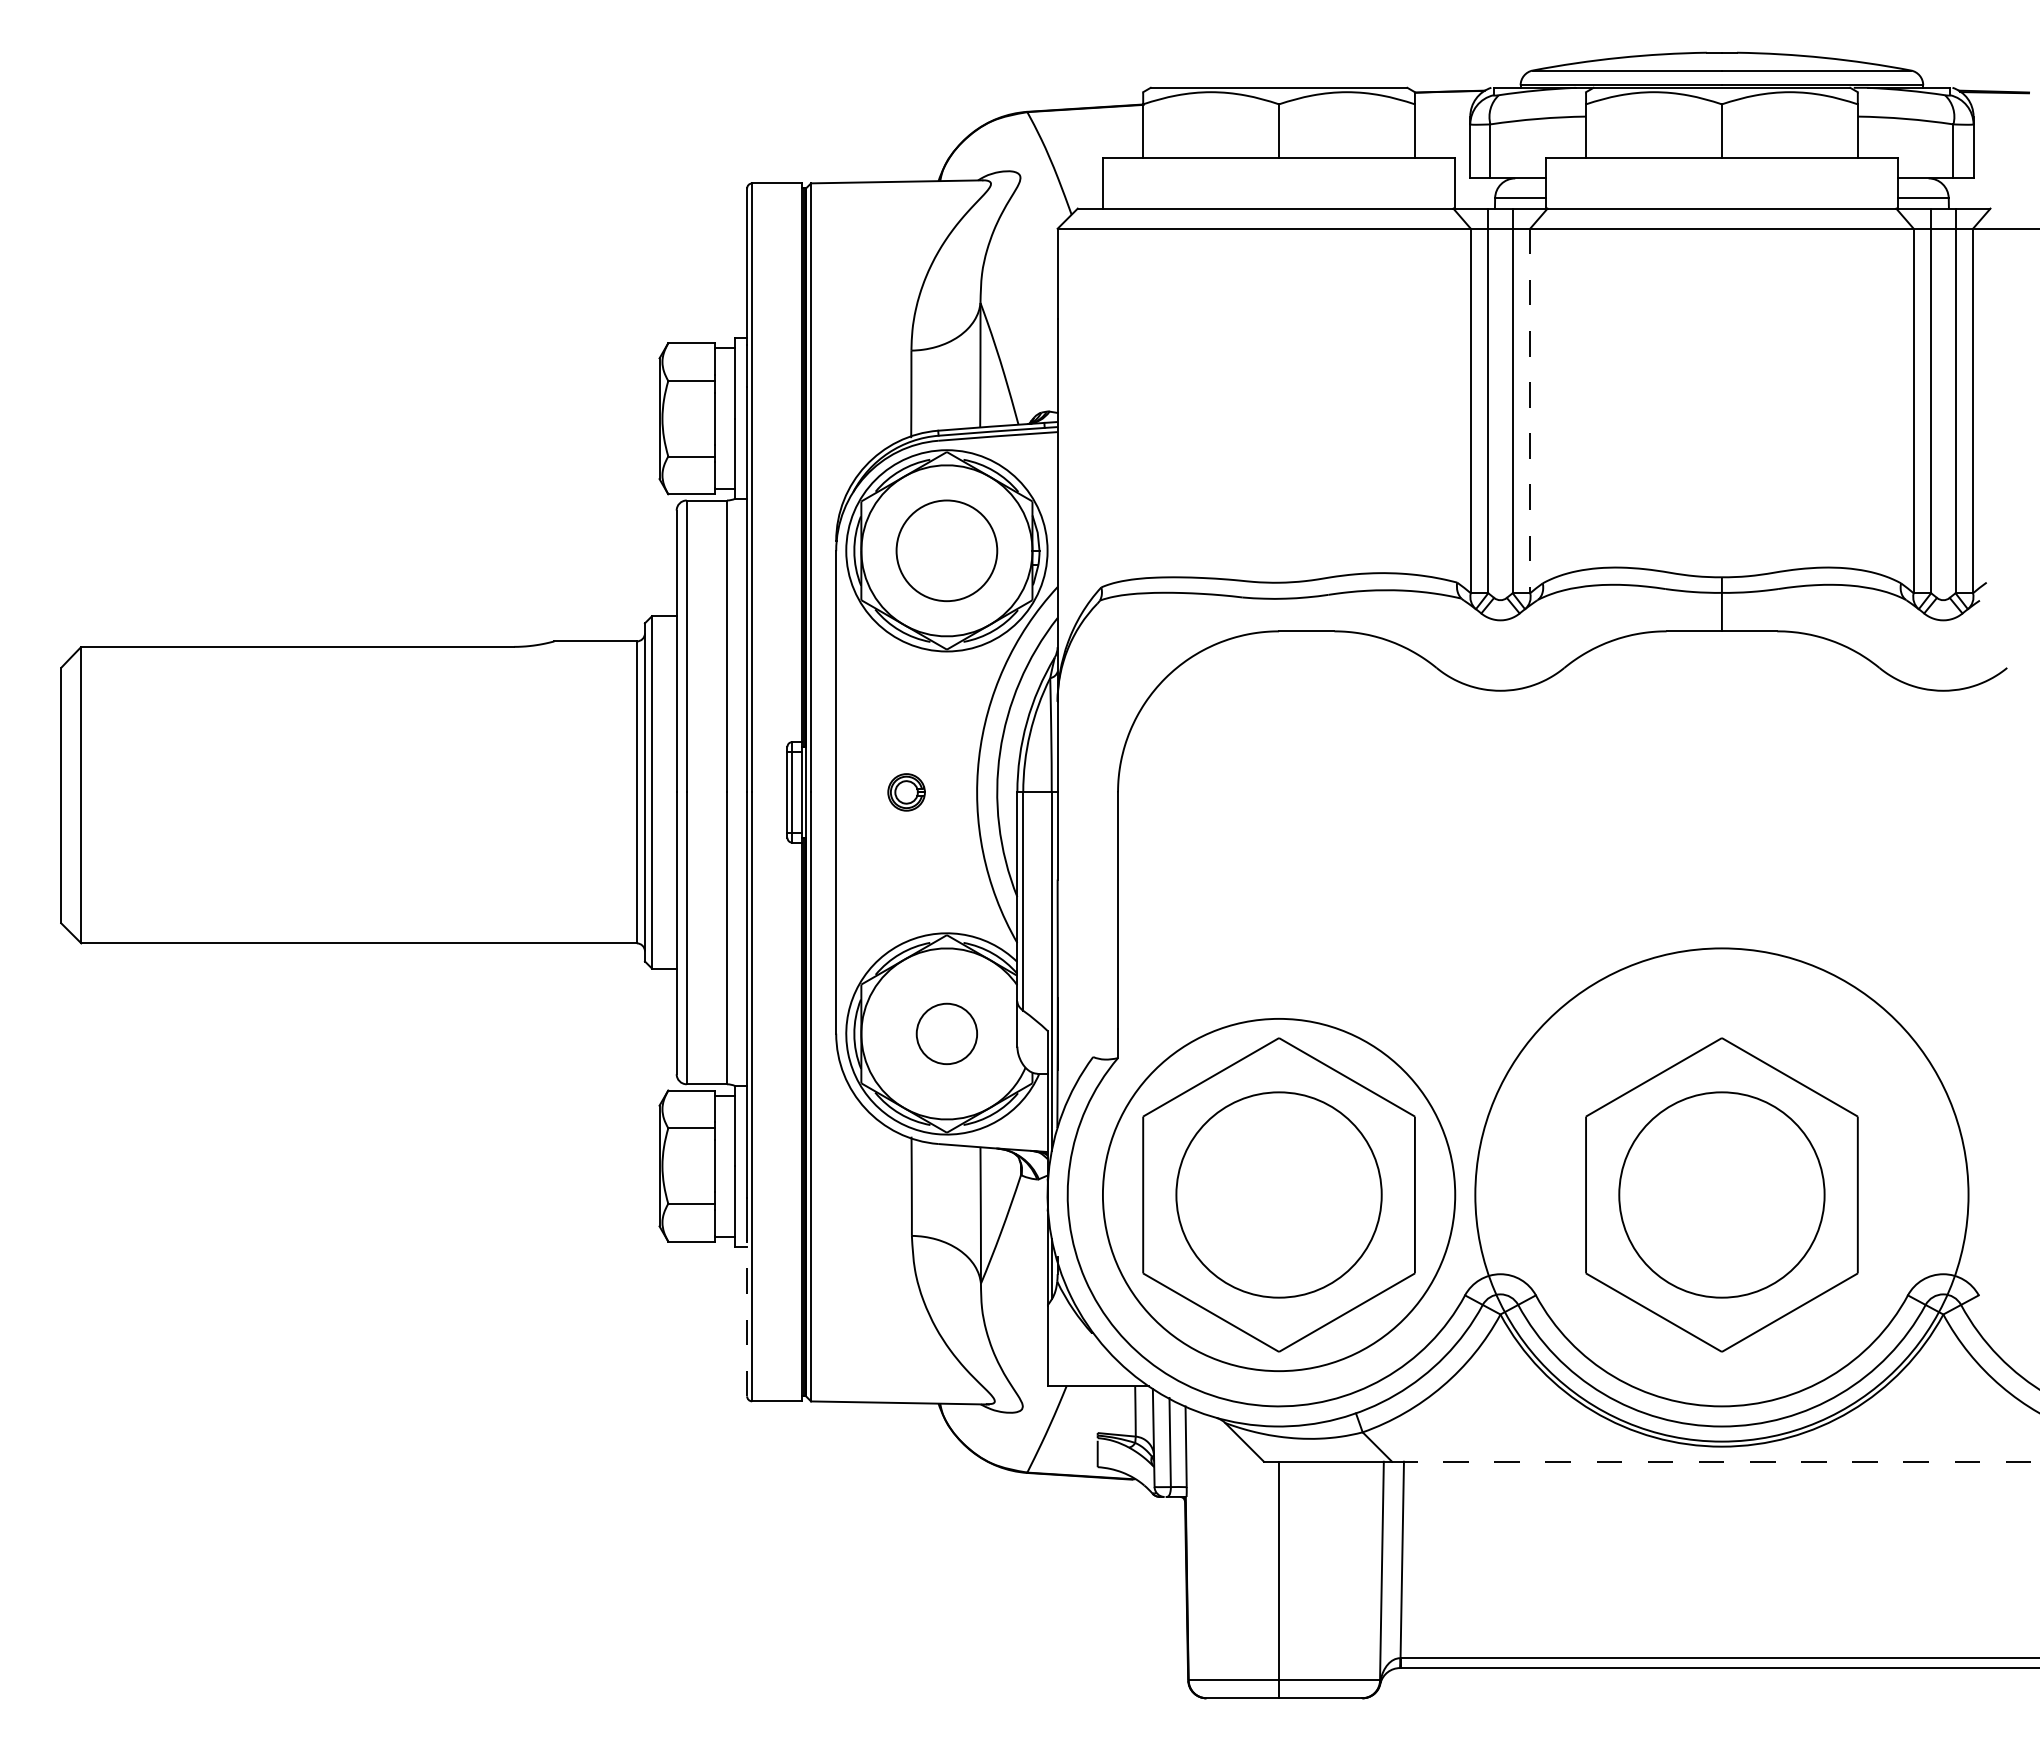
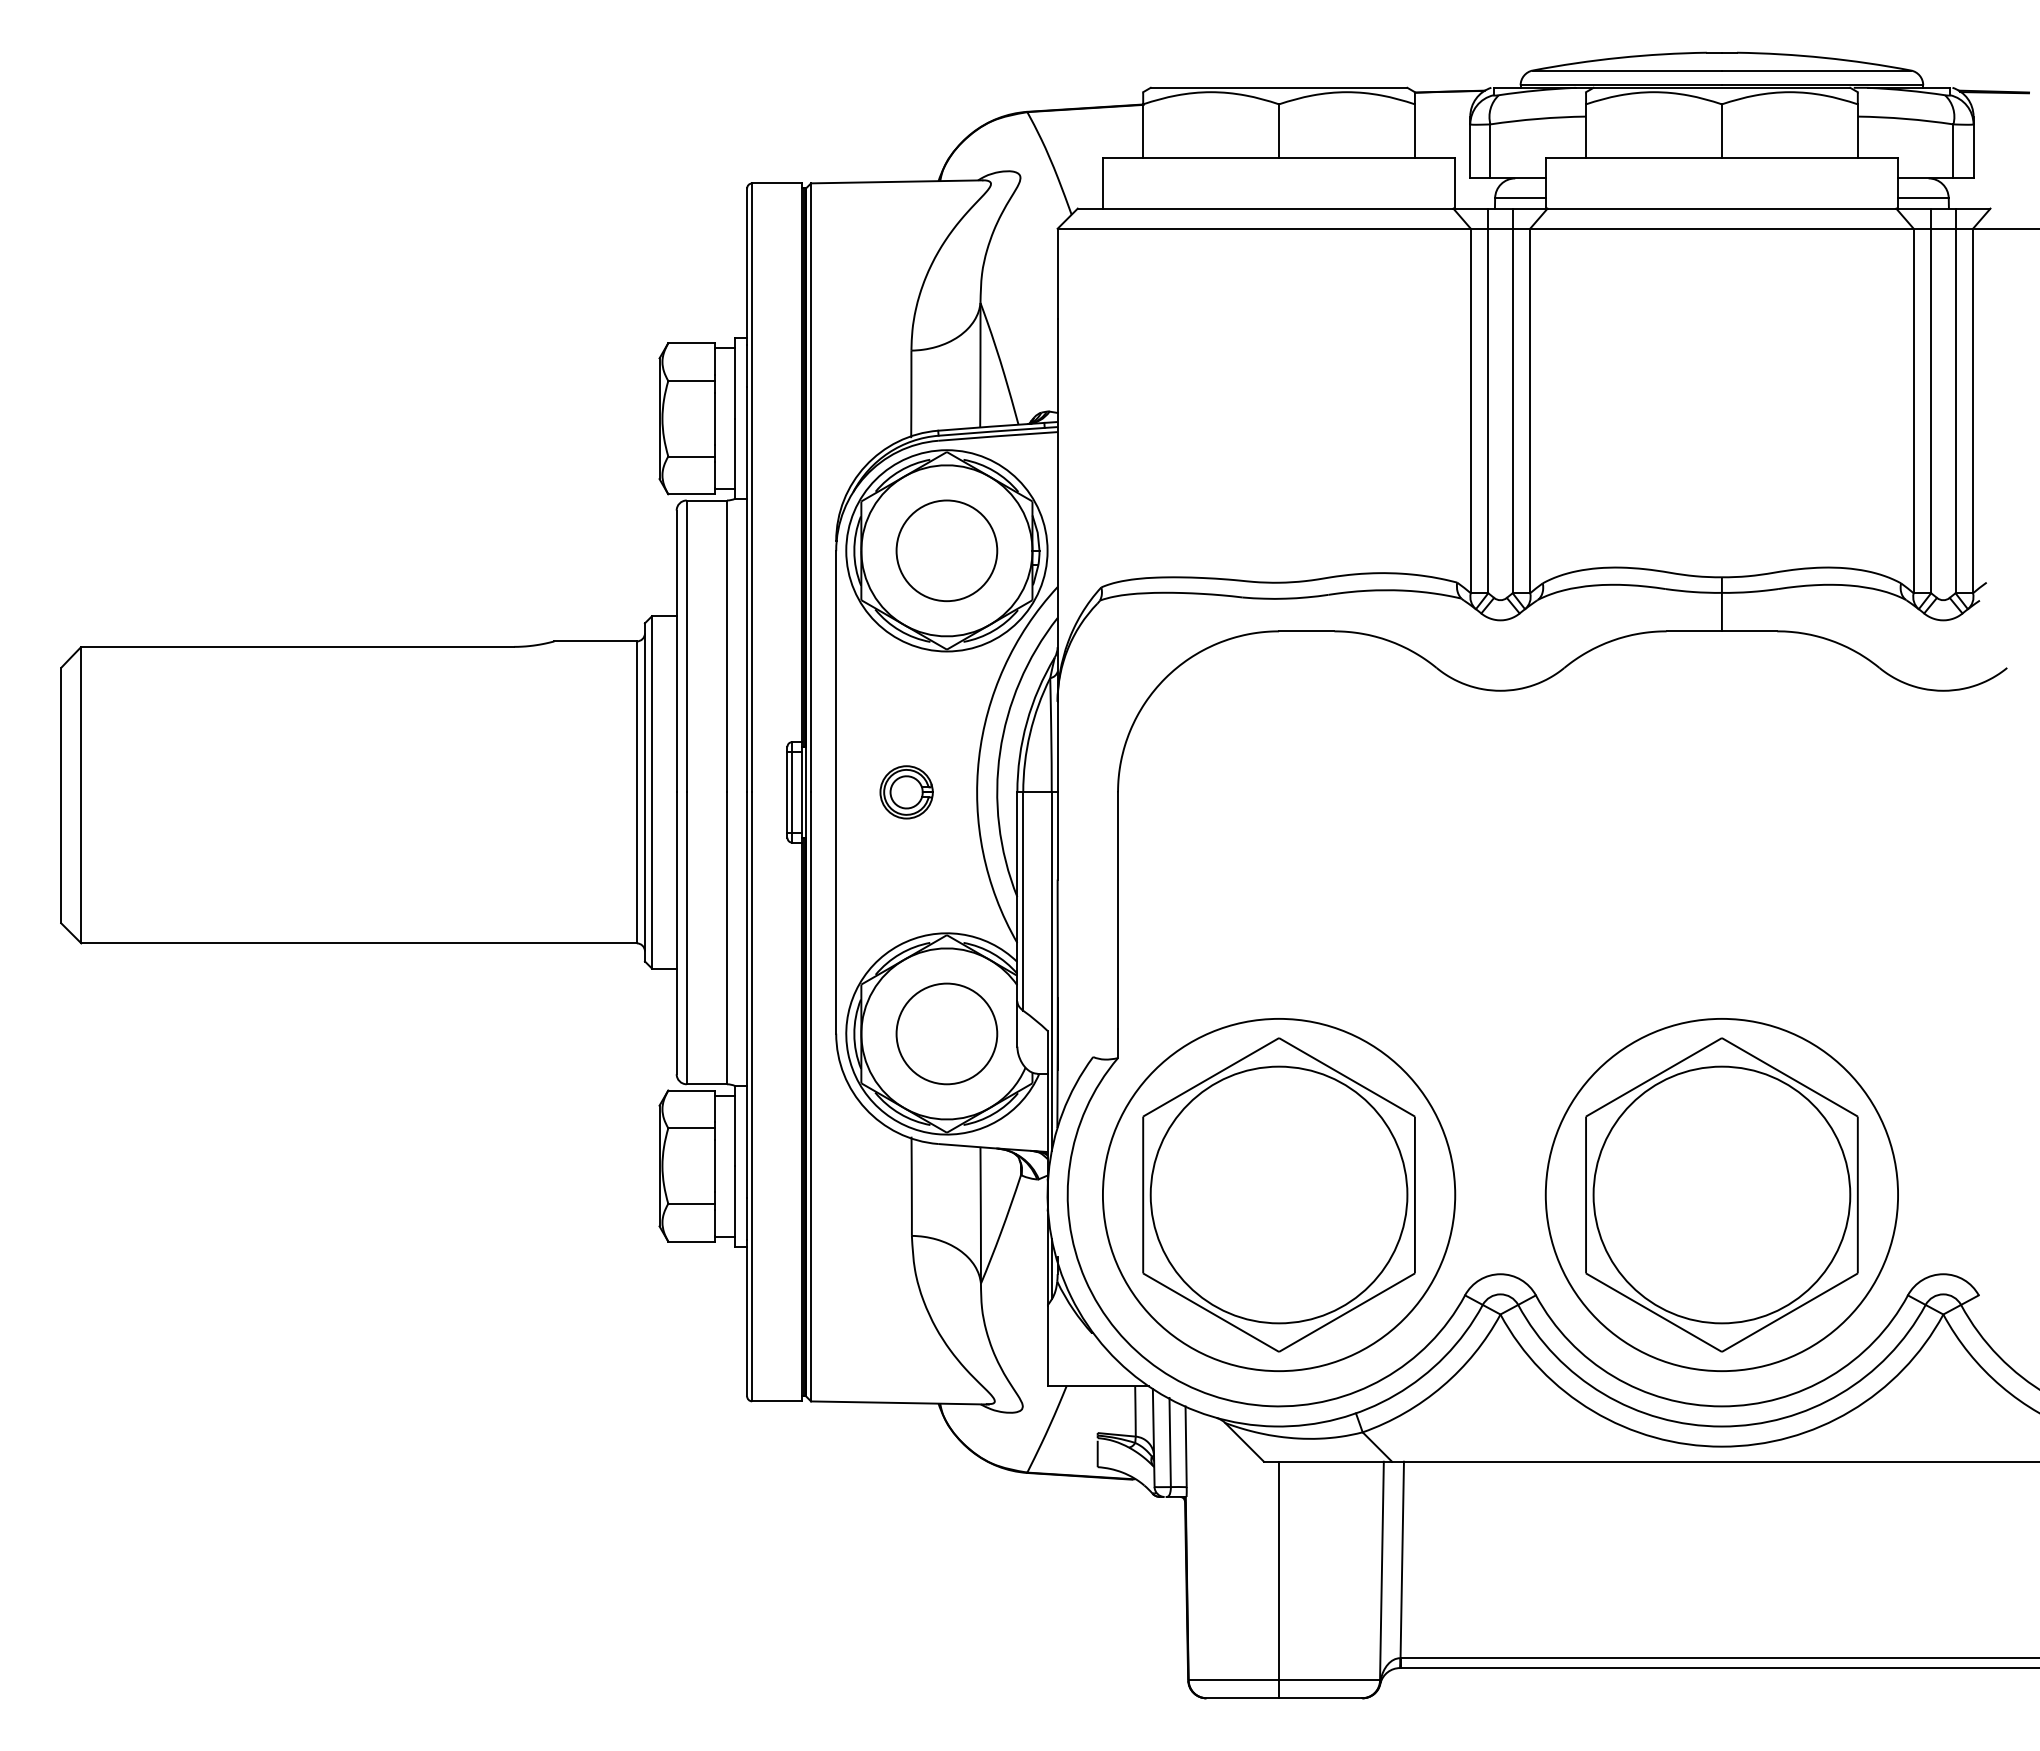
line: dashed -> solid (1530, 411)
part size: 39x39 px -> 55x55 px (906, 792)
circle size: 63x63 px -> 104x104 px (946, 1033)
circle diameter: 205 px -> 257 px (1278, 1194)
circle diameter: 205 px -> 257 px (1721, 1194)
circle diameter: 493 px -> 352 px (1721, 1194)
line: dashed -> solid (747, 1317)
line: dashed -> solid (1715, 1461)
